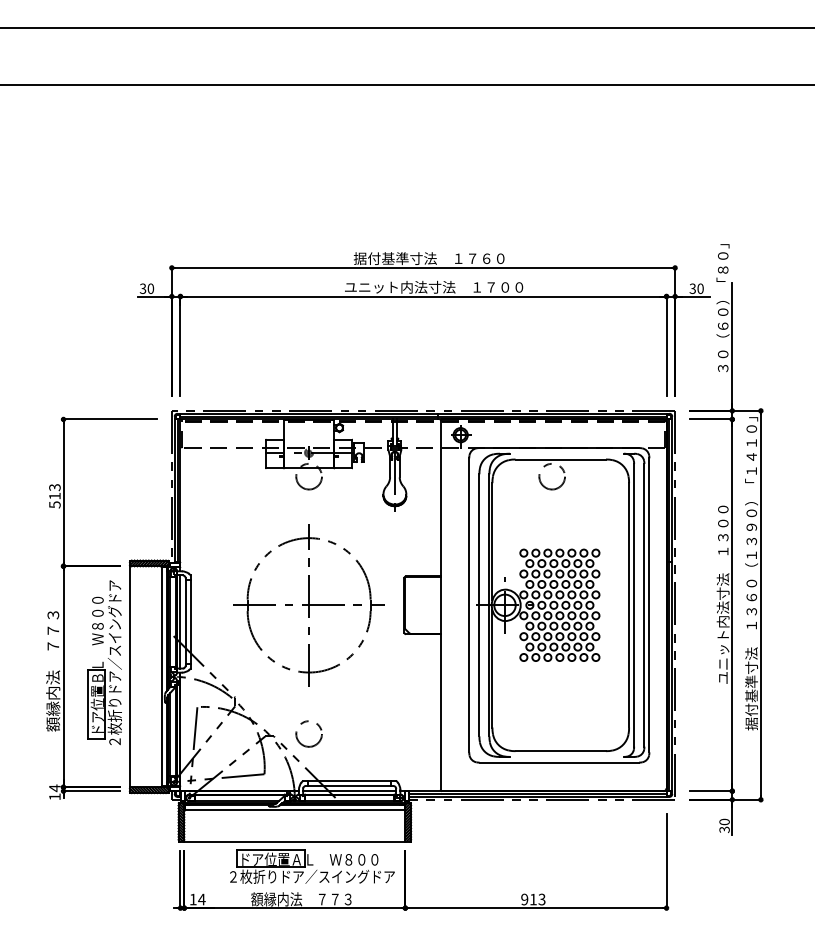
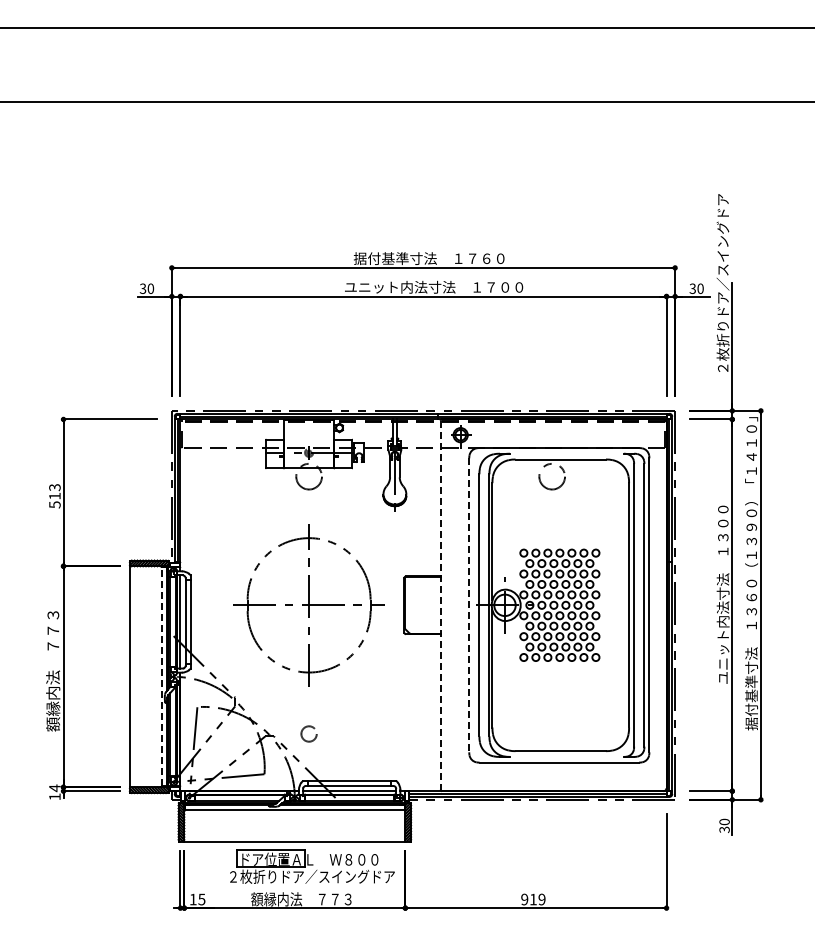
line position: (406, 85) -> (406, 102) (406, 102)
text: ３０（６０）「８０」 -> ２枚折りドア／スイングドア (722, 283)
line: solid -> dashed (440, 605)
line: solid -> dashed (469, 605)
part: present -> none (104, 662)
line: solid -> dashed (161, 676)
circle size: 28x28 px -> 18x18 px (308, 733)
text: 14 -> 15 (201, 899)
text: 913 -> 919 (541, 899)
